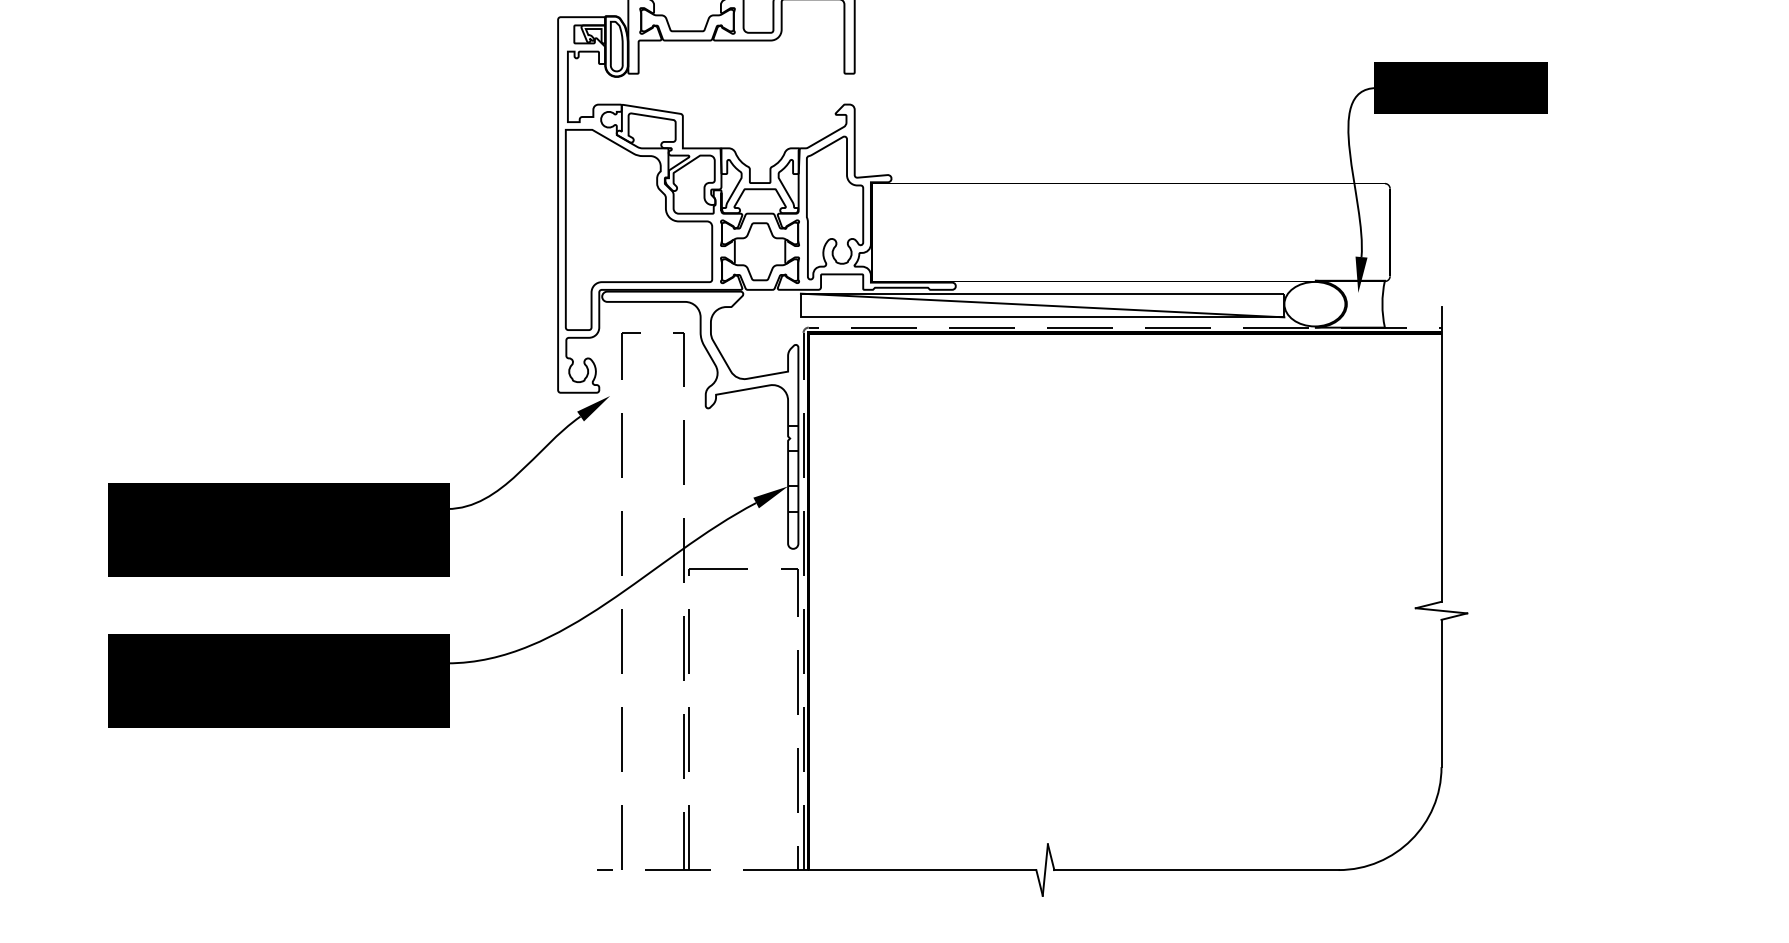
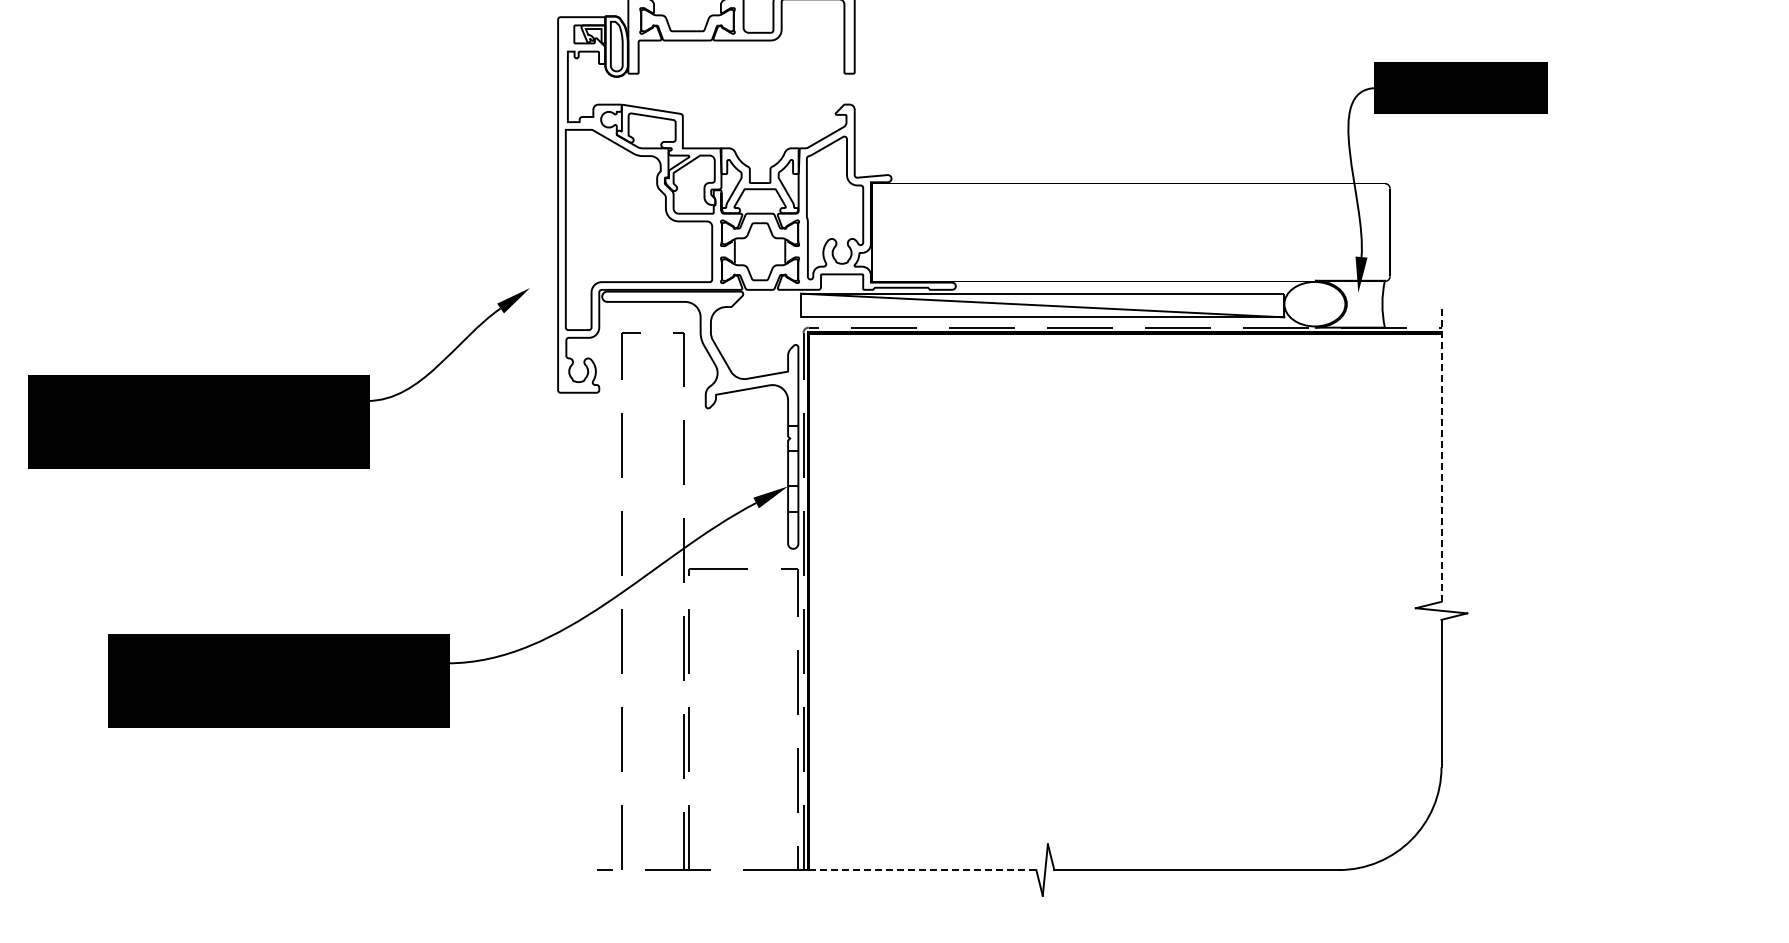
line: solid -> dashed (1441, 453)
part position: (358, 486) -> (278, 378) (278, 378)
line: solid -> dashed (922, 870)
